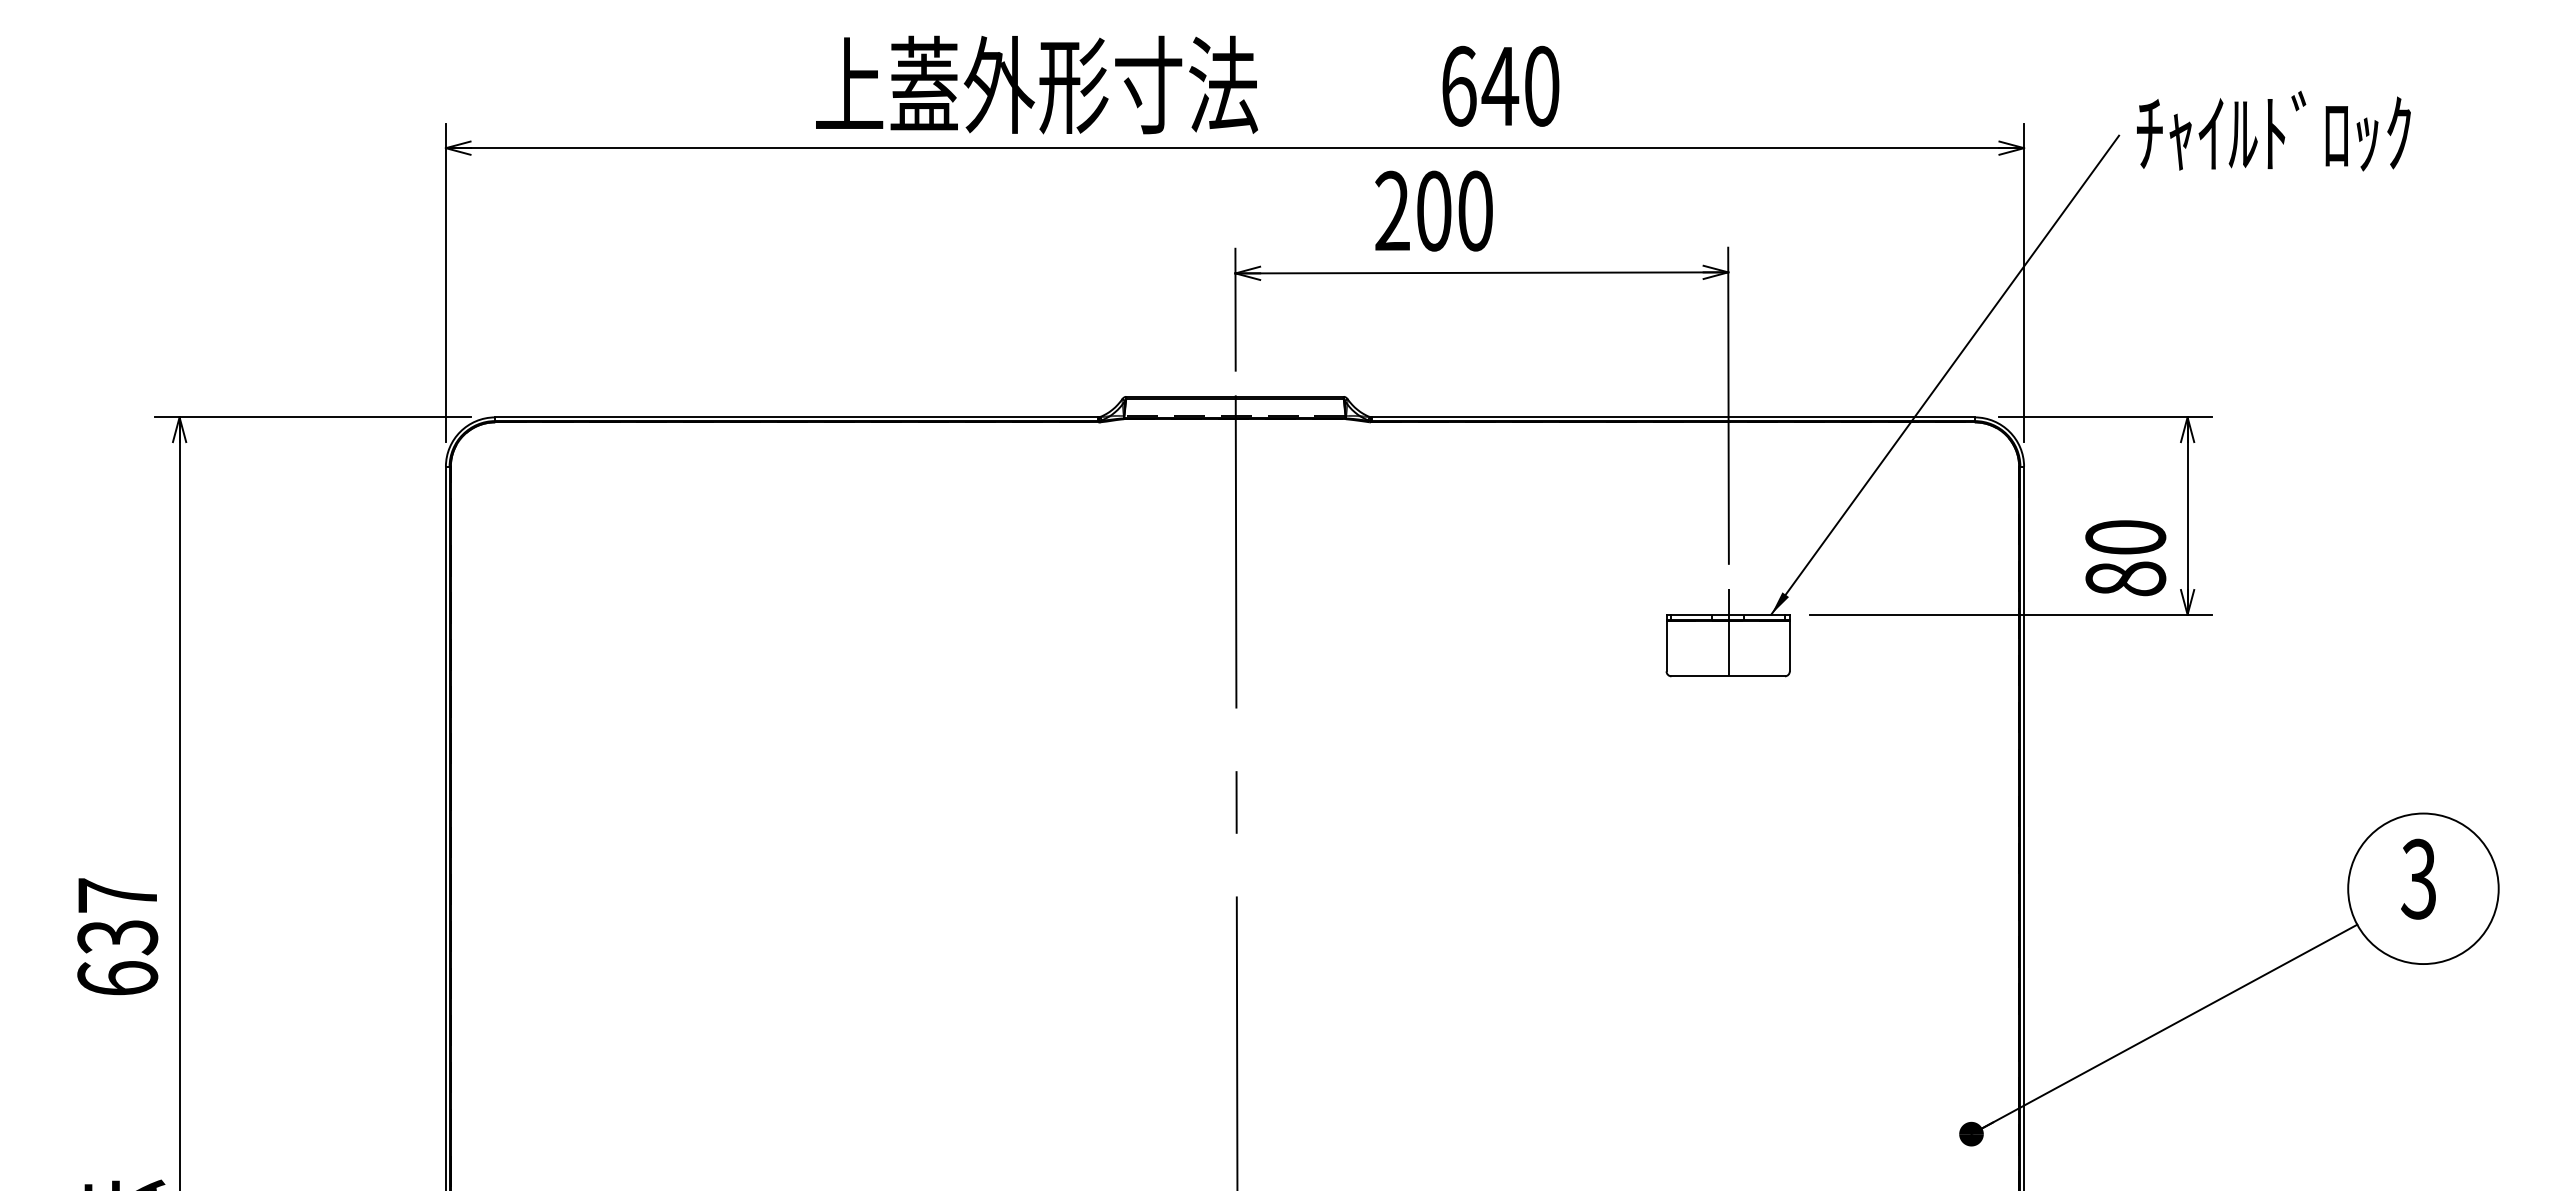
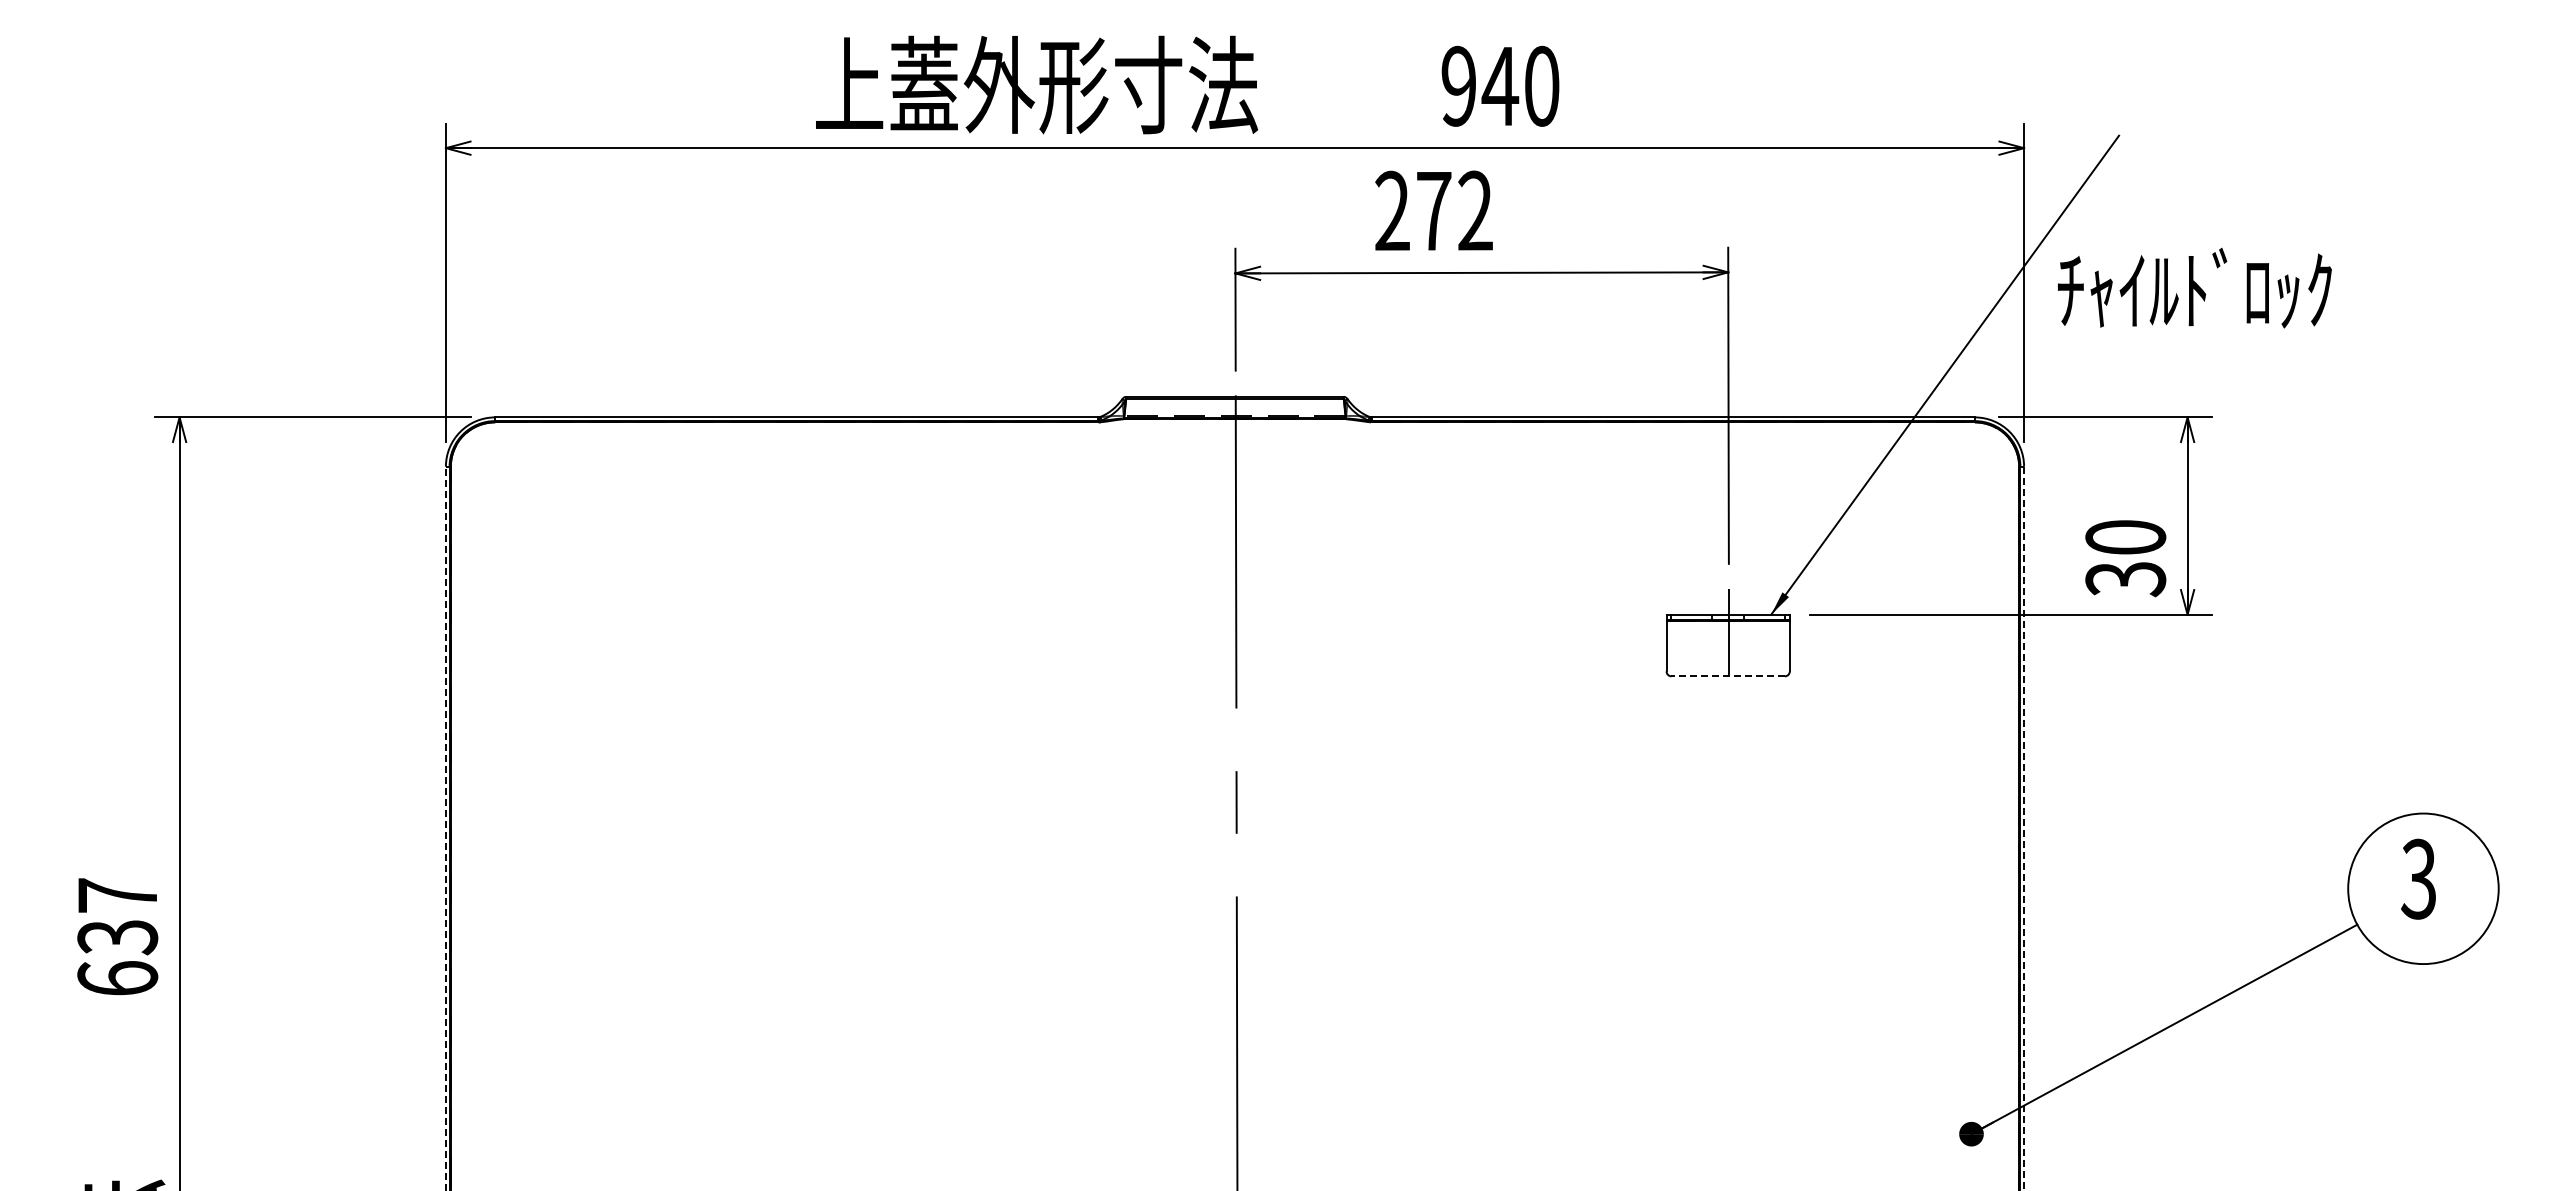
text: 640 -> 940 (1458, 85)
text position: (2273, 131) -> (2194, 288) (2194, 288)
text: 200 -> 272 (1454, 210)
text: 80 -> 30 (2125, 579)
line: solid -> dashed (1728, 676)
line: solid -> dashed (445, 828)
line: solid -> dashed (2024, 828)
